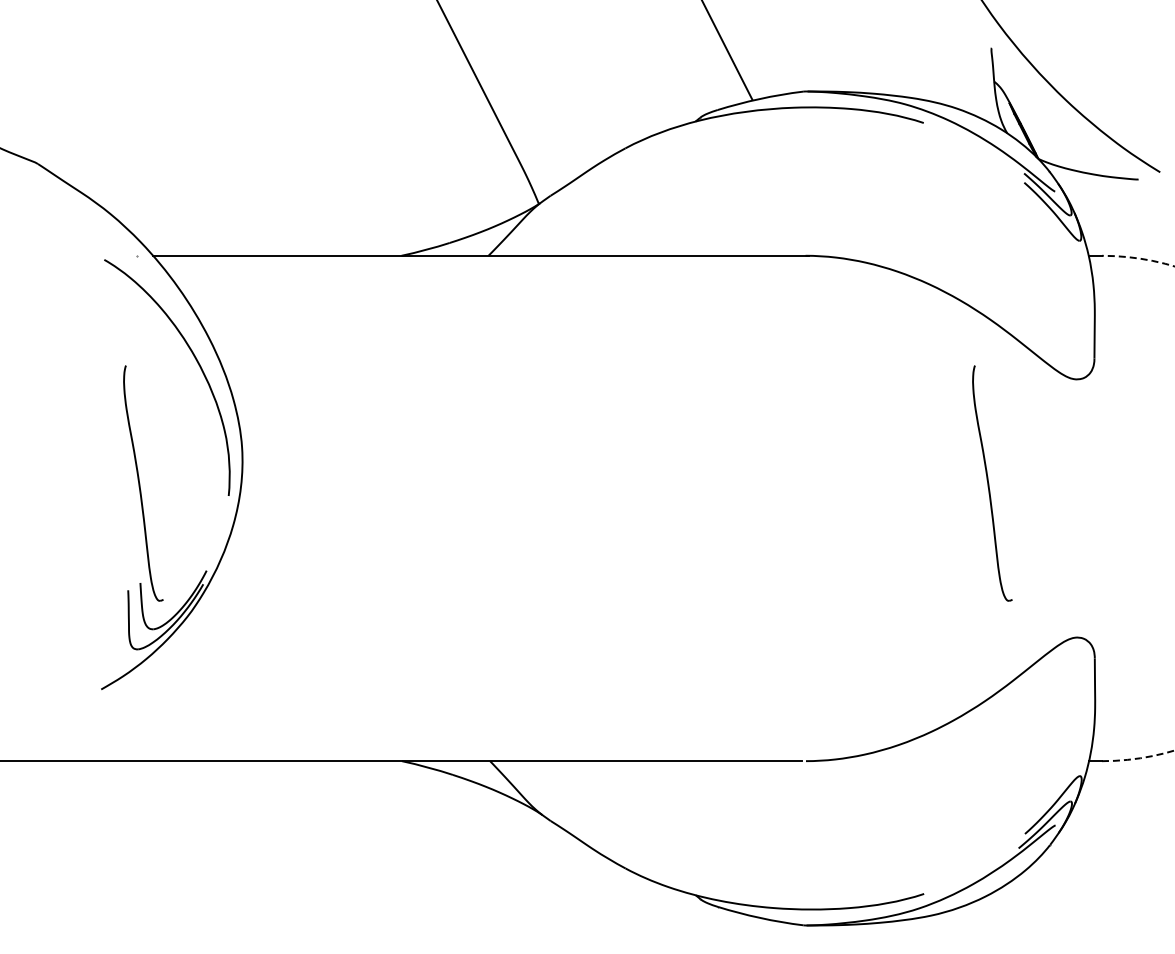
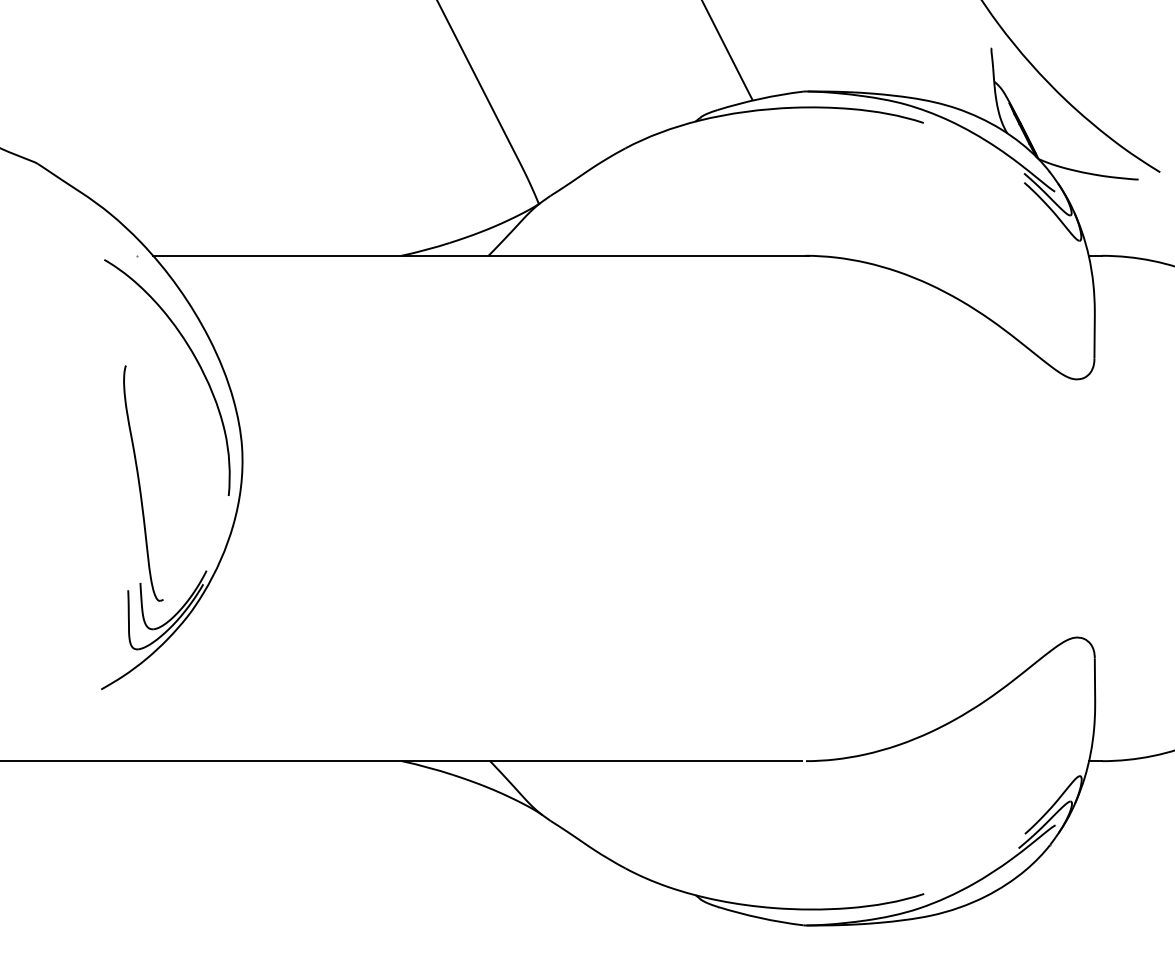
arc: dashed -> solid (1174, 266)
part: present -> none (992, 483)
